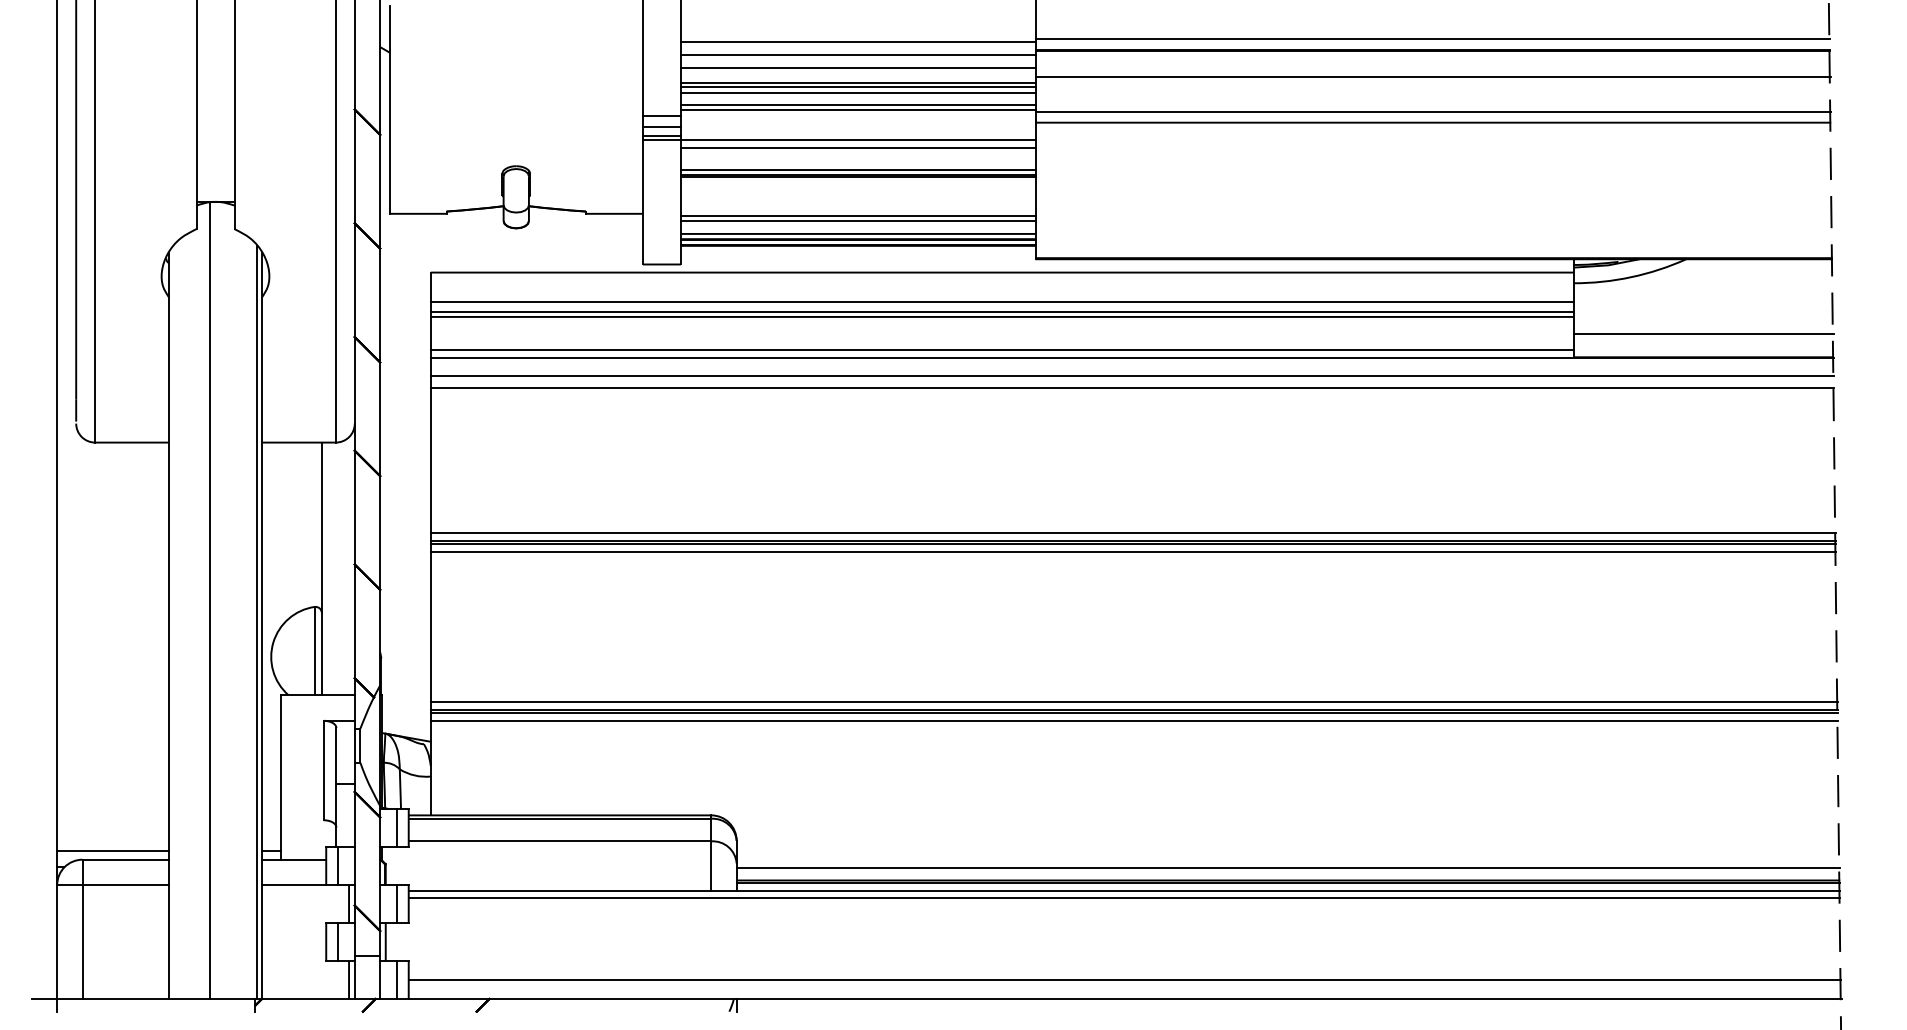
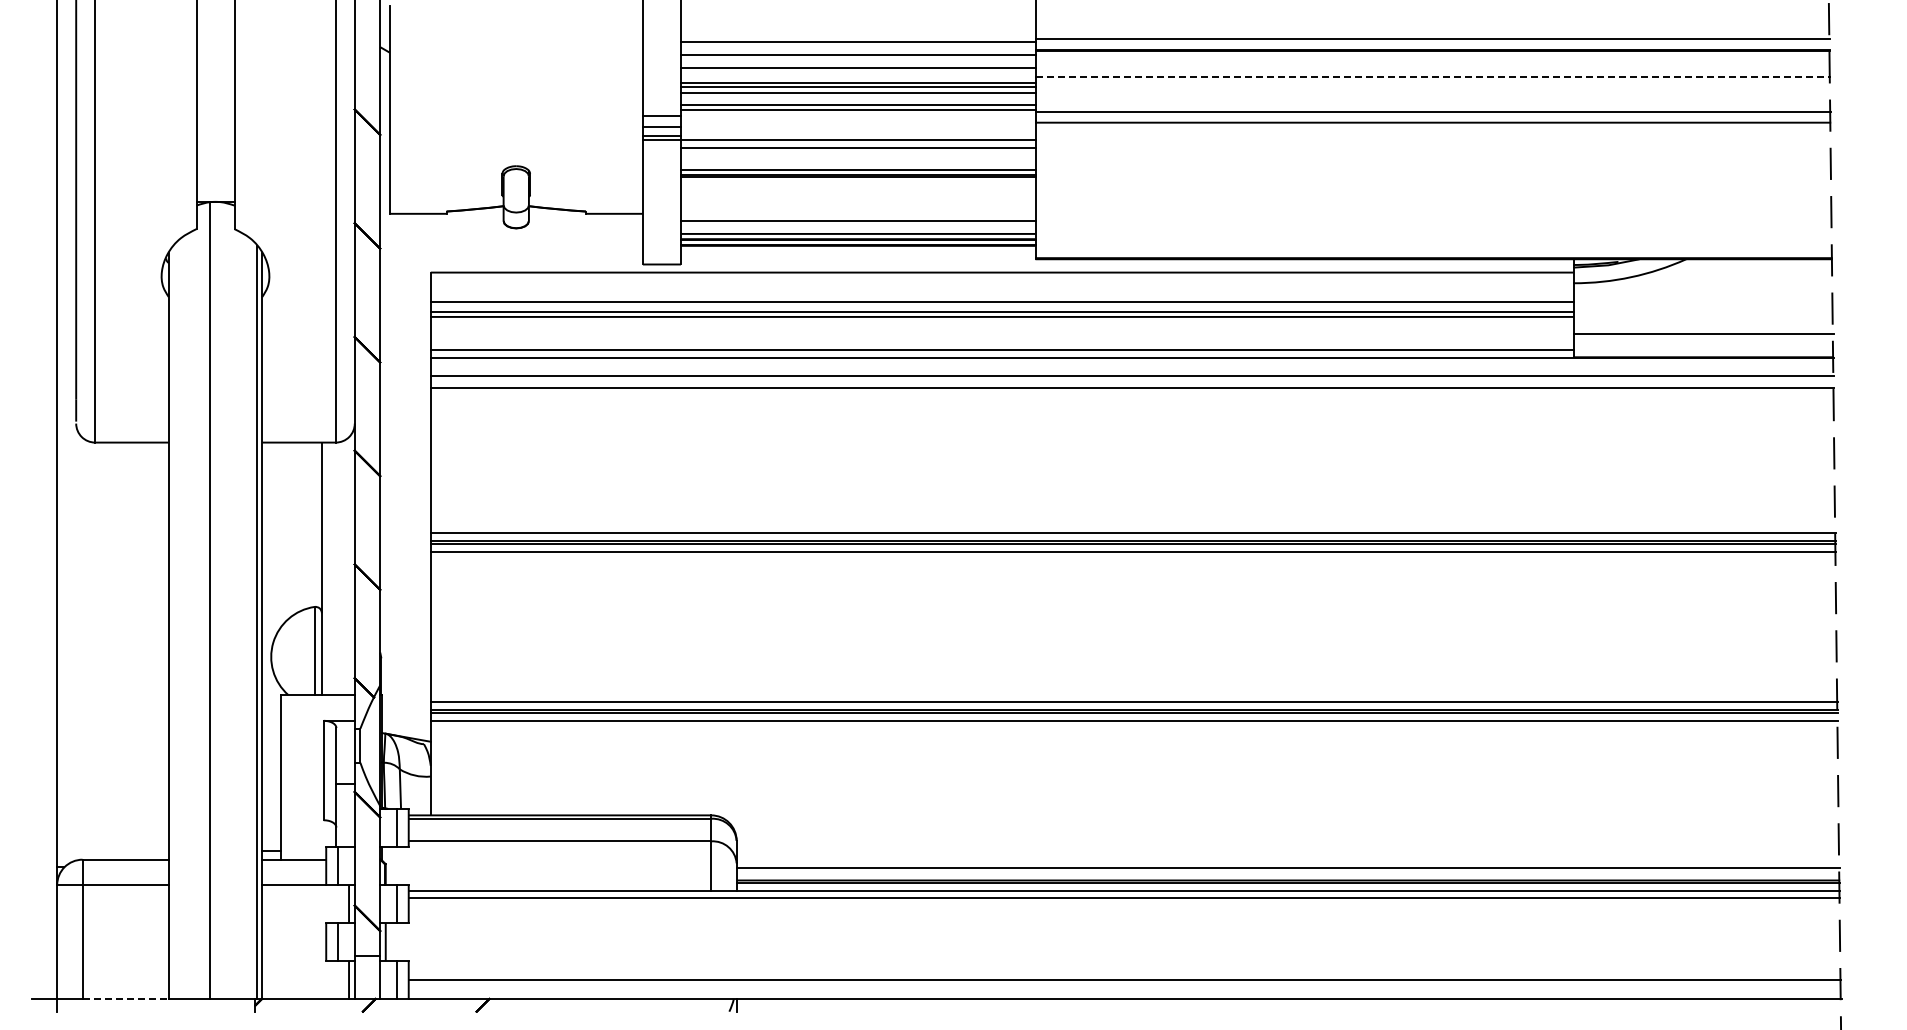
line: solid -> dashed (1433, 77)
line: present -> none (857, 215)
line: present -> none (112, 850)
line: solid -> dashed (126, 999)
